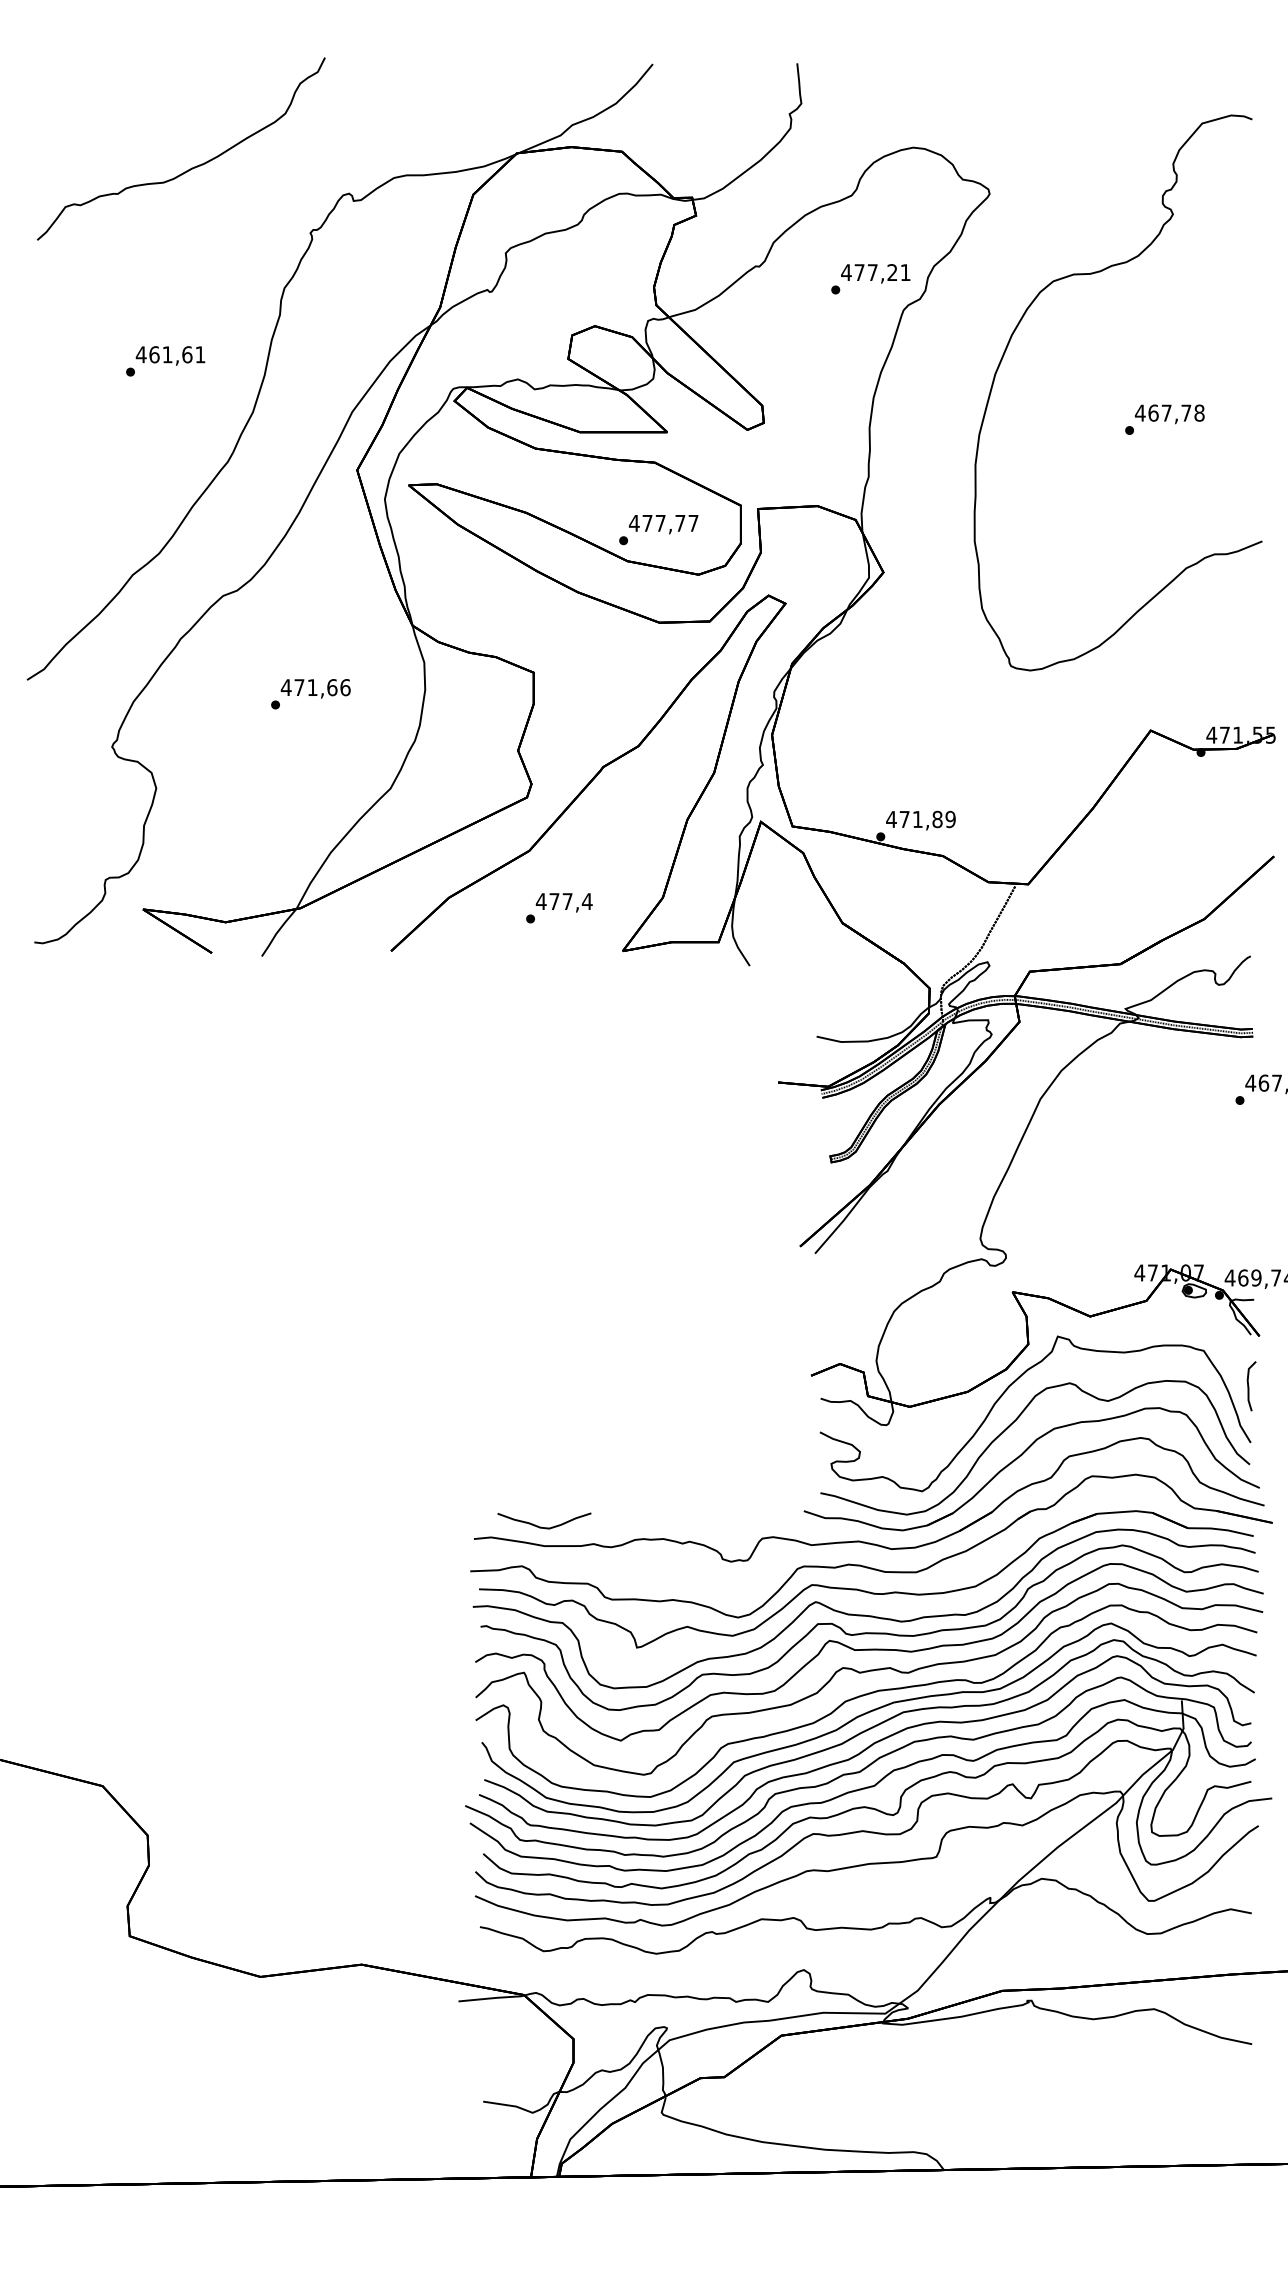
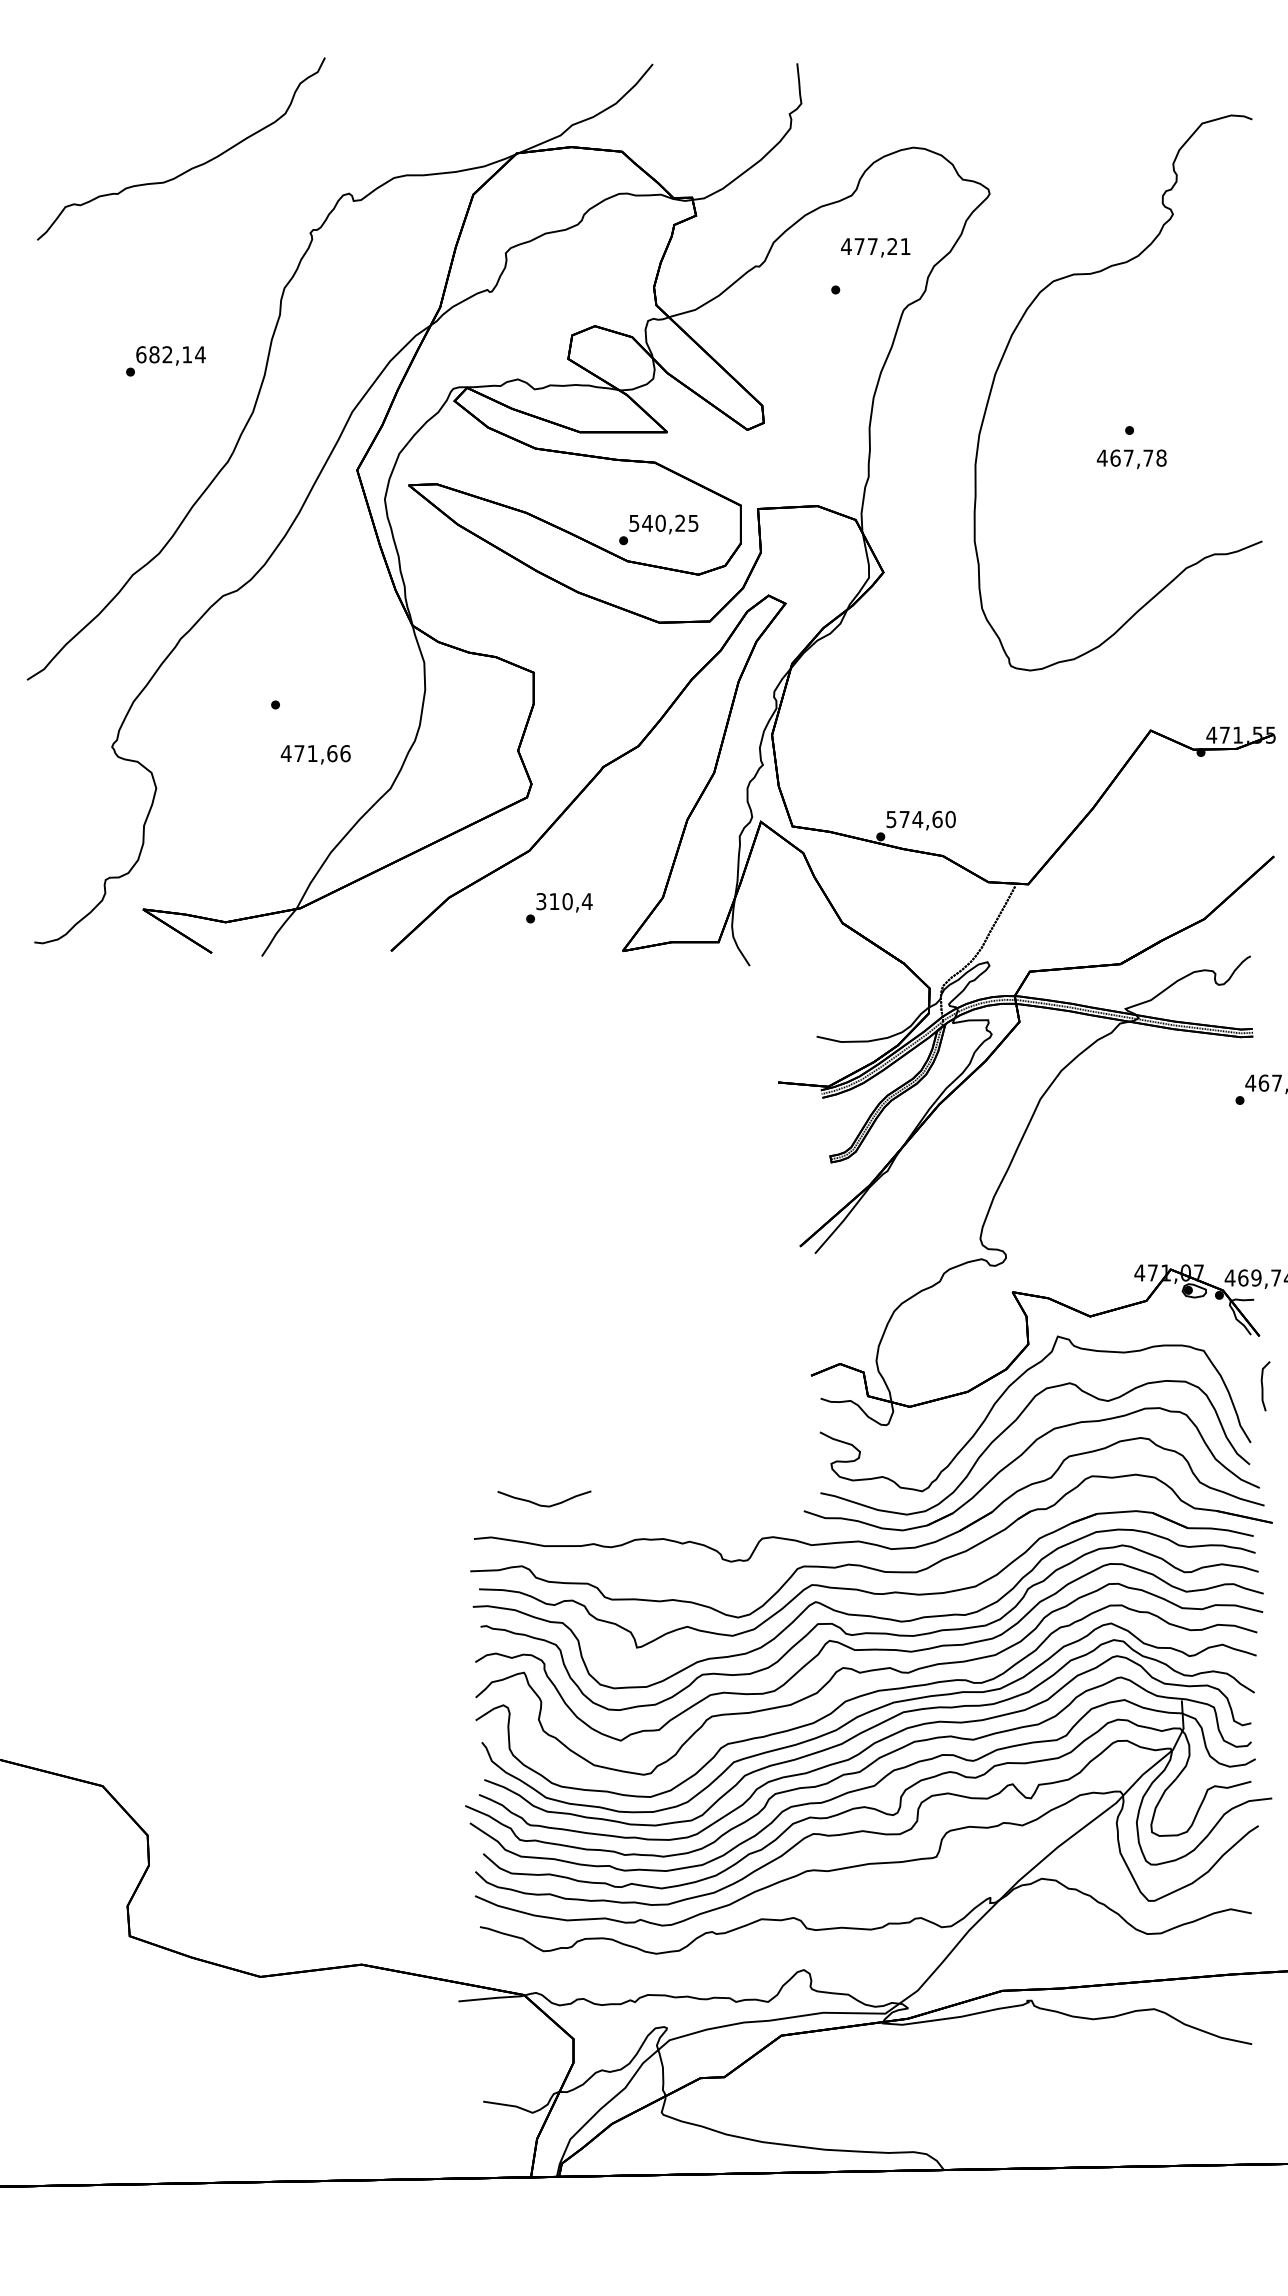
text position: (875, 273) -> (875, 247) (875, 247)
text: 461,61 -> 682,14 (170, 354)
text position: (1169, 414) -> (1131, 459) (1131, 459)
text: 477,77 -> 540,25 (663, 522)
text position: (315, 688) -> (315, 754) (315, 754)
text: 471,89 -> 574,60 (920, 819)
text: 477,4 -> 310,4 (553, 901)
curve position: (1249, 1386) -> (1263, 1386) (1263, 1386)
curve position: (541, 1526) -> (541, 1504) (541, 1504)
